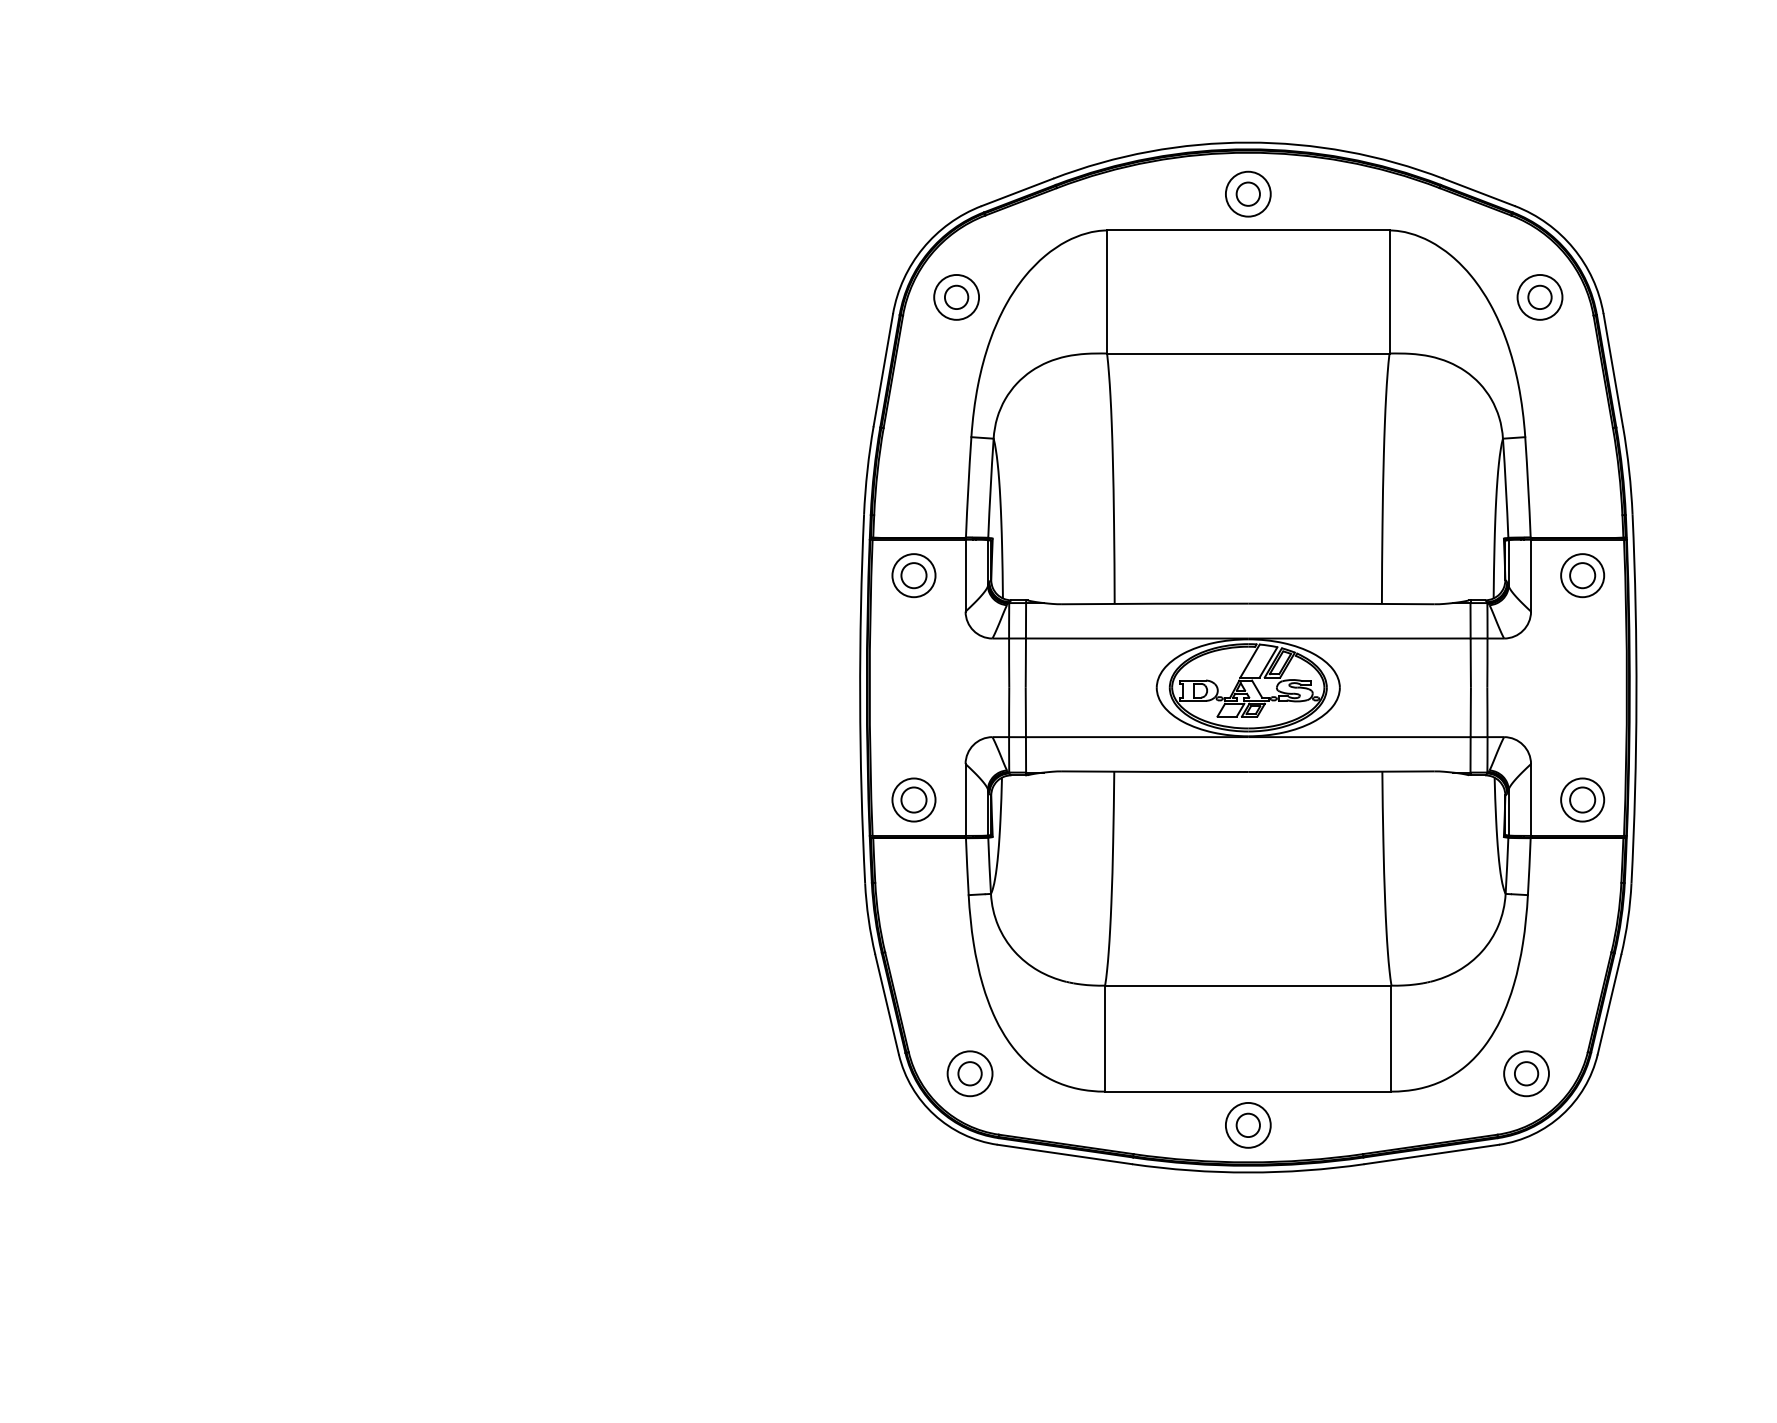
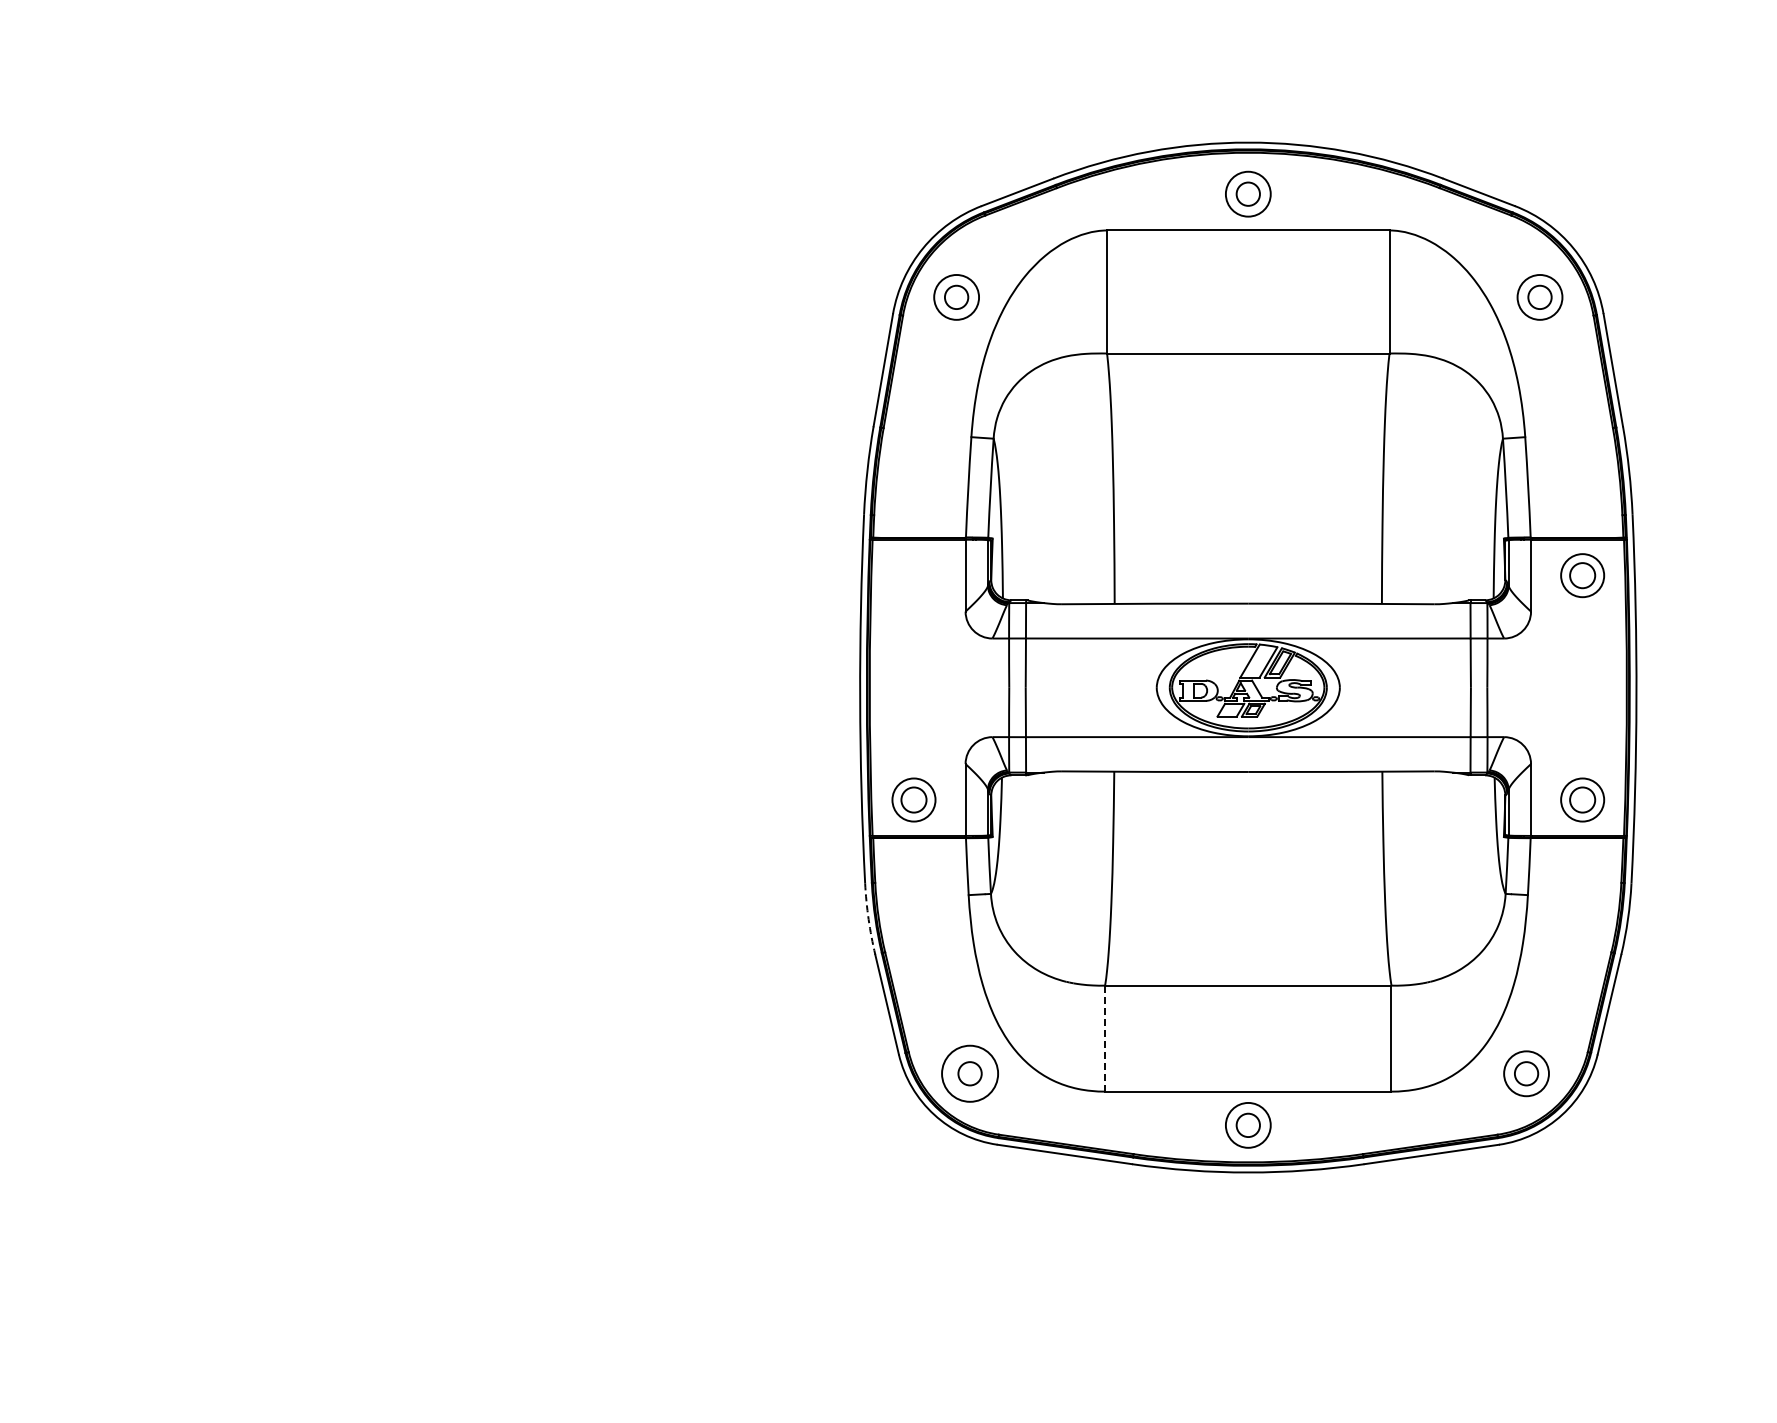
part: present -> none (913, 575)
arc: solid -> dashed (868, 919)
line: solid -> dashed (1105, 1038)
circle diameter: 45 px -> 56 px (970, 1073)
